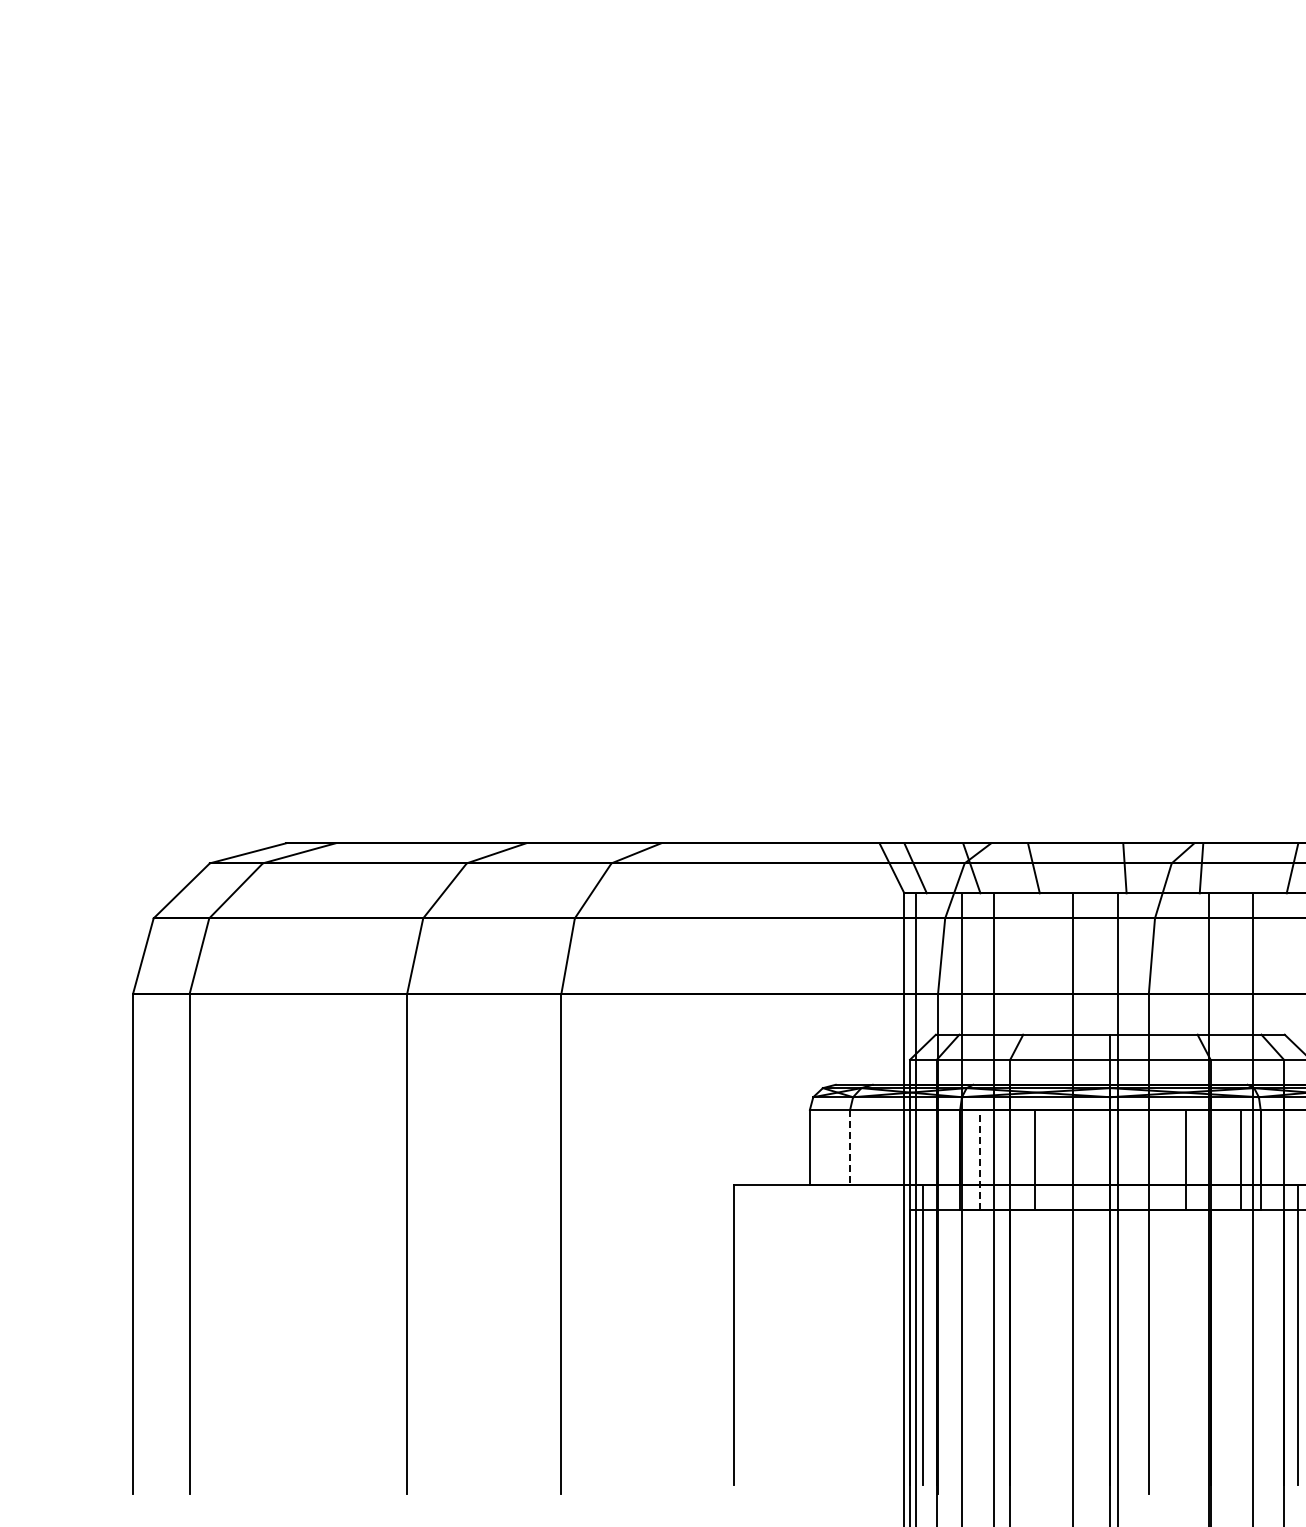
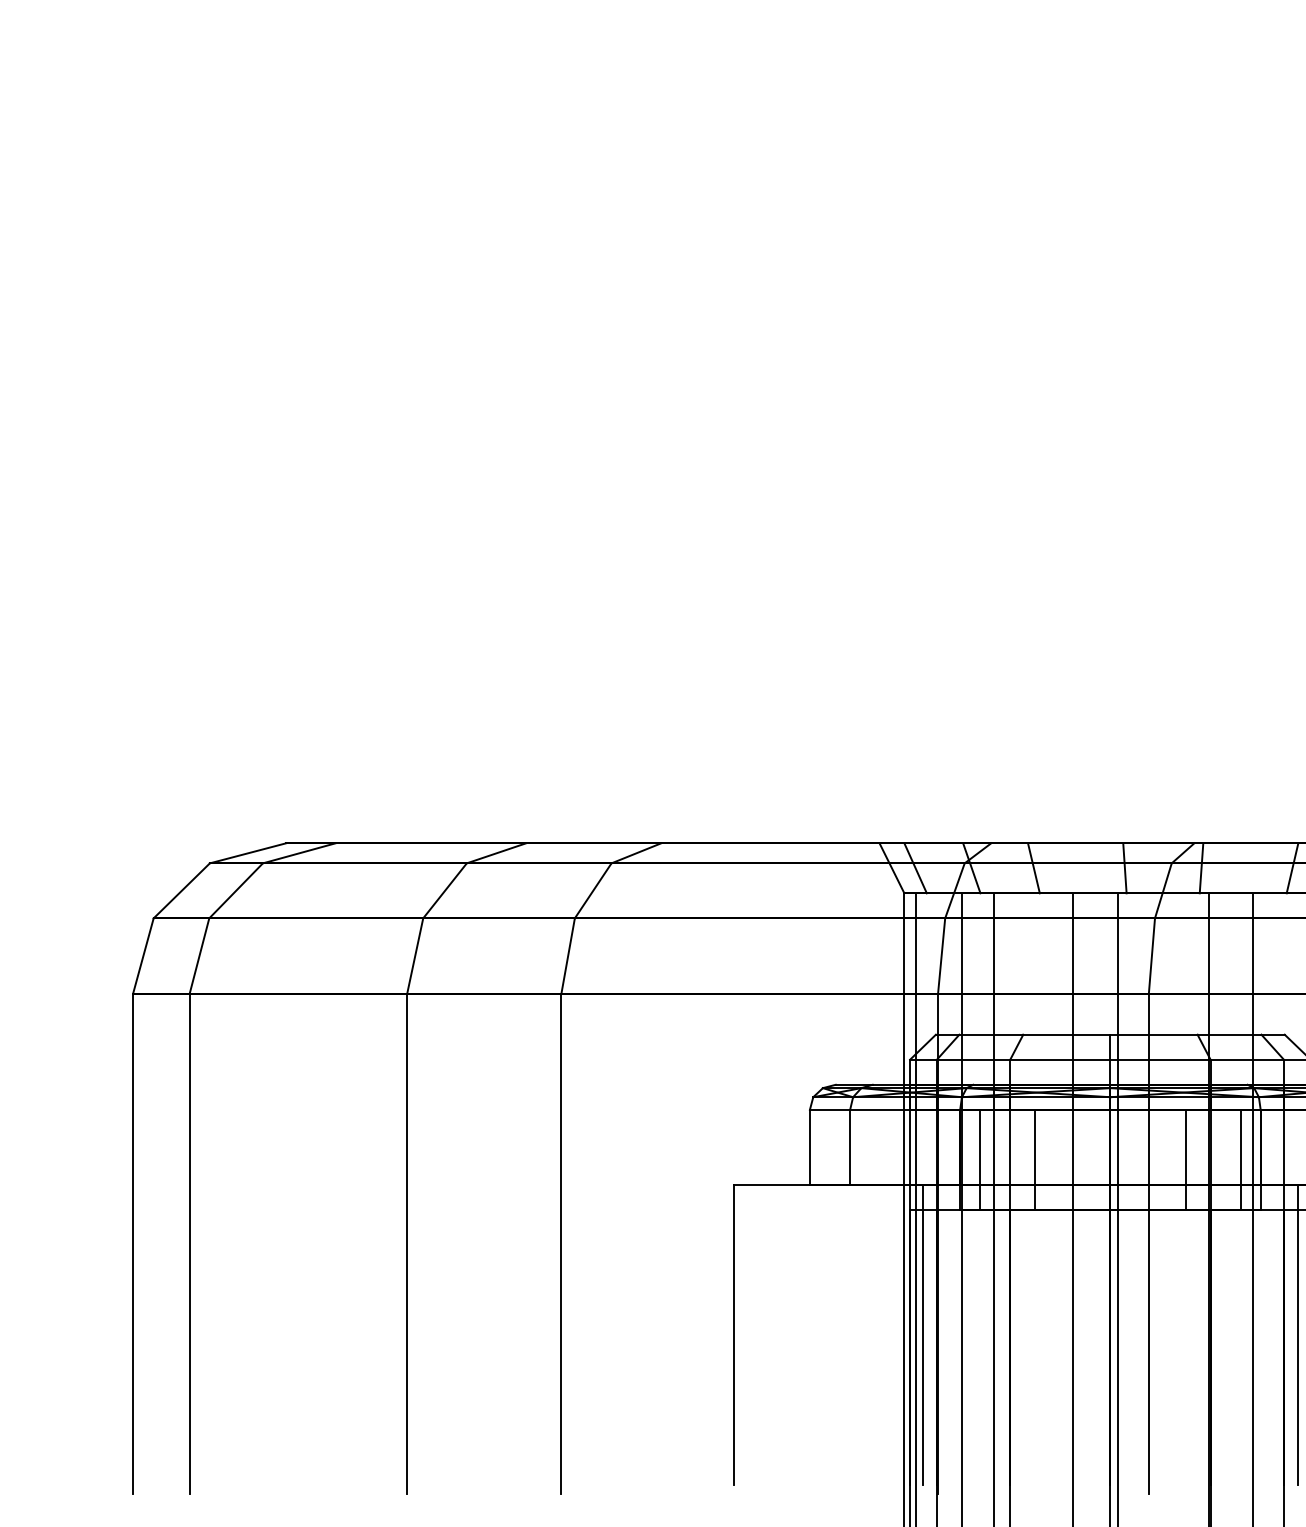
line: dashed -> solid (850, 1147)
line: dashed -> solid (980, 1159)
